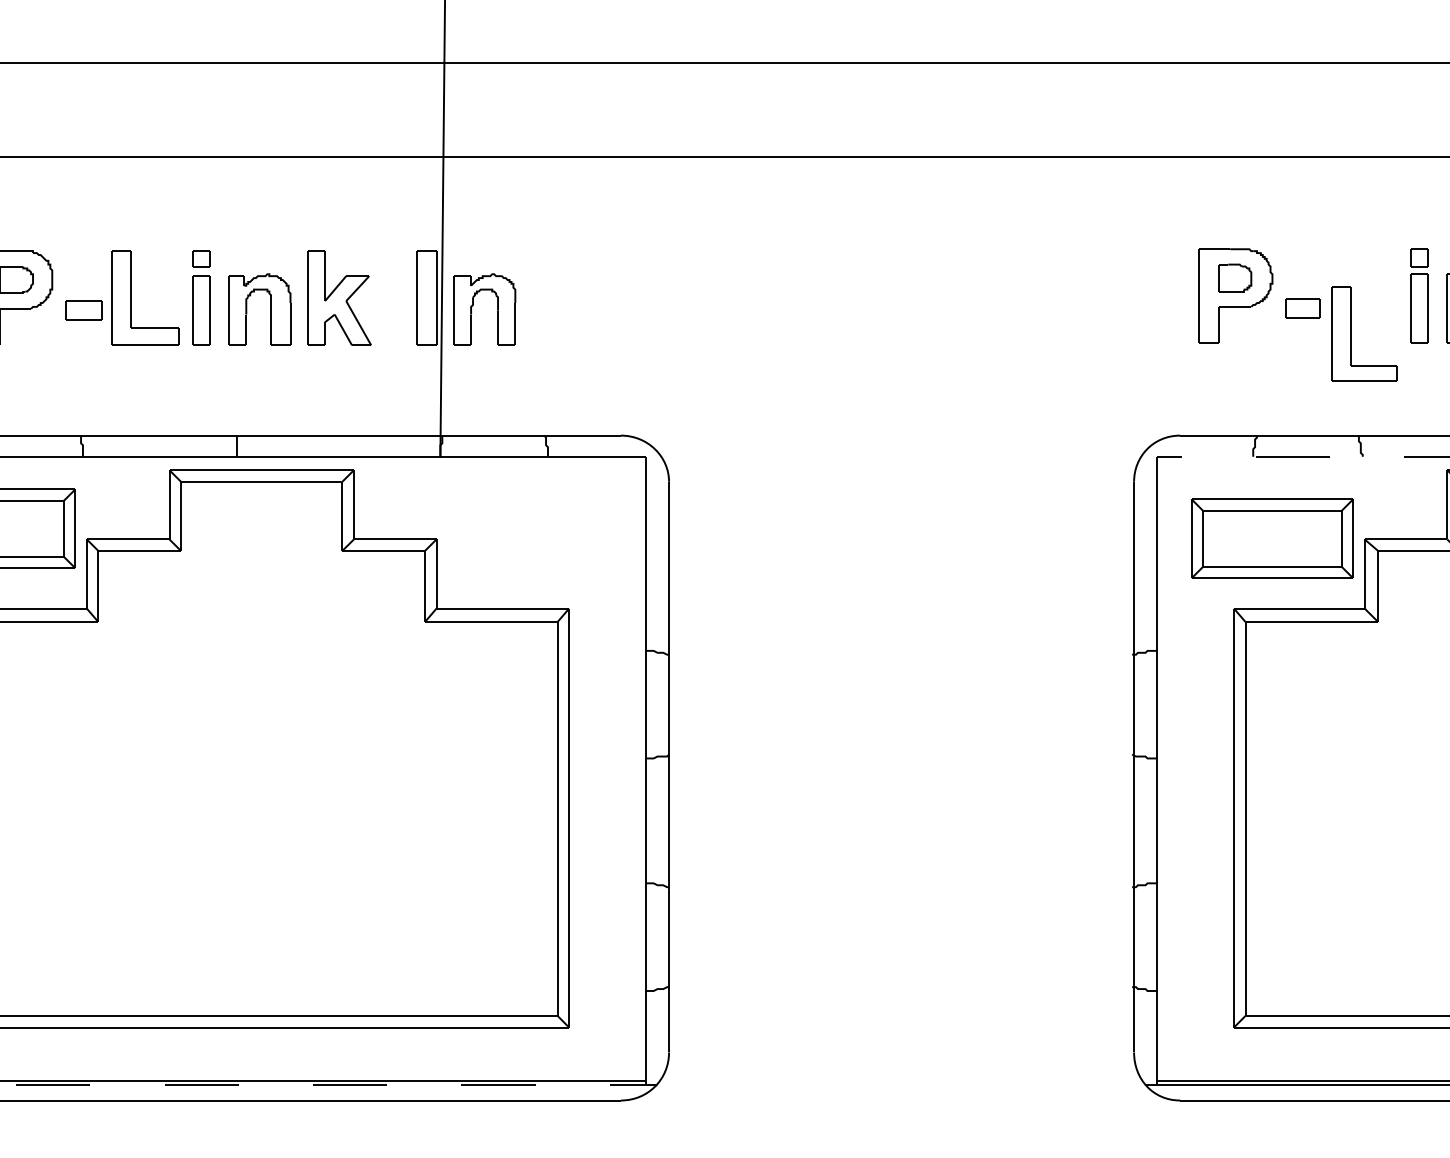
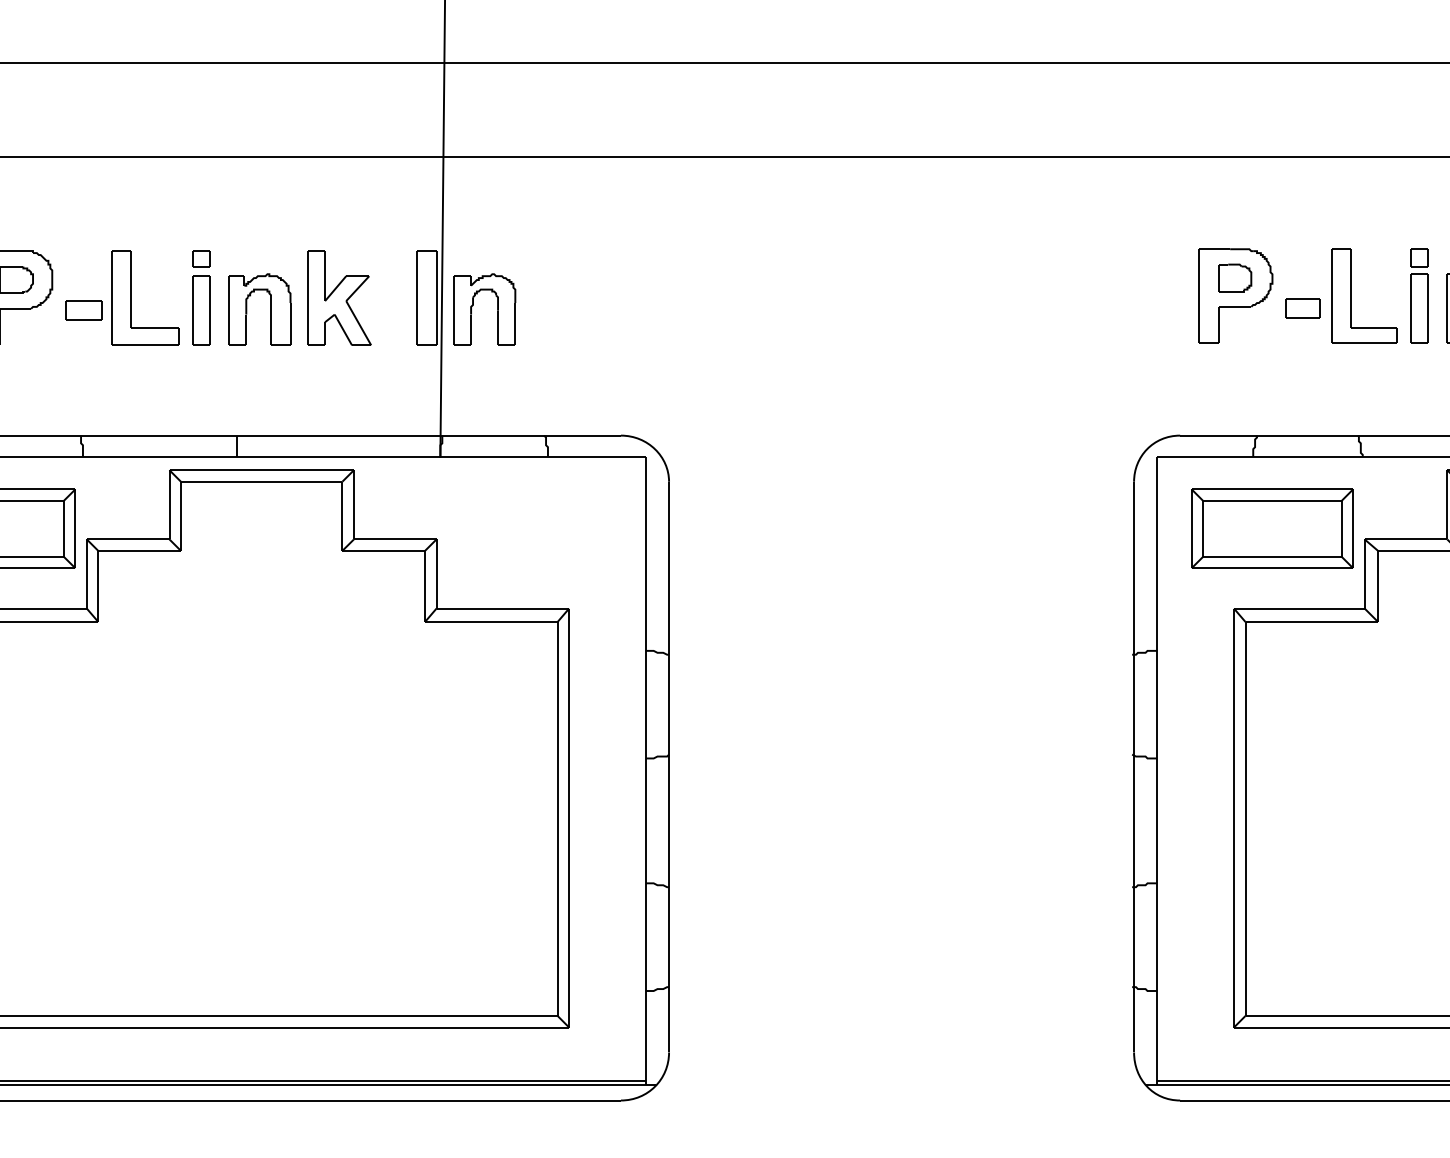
part position: (1351, 333) -> (1351, 295) (1351, 295)
line: dashed -> solid (1302, 456)
part position: (1272, 538) -> (1272, 528) (1272, 528)
line: dashed -> solid (328, 1085)
